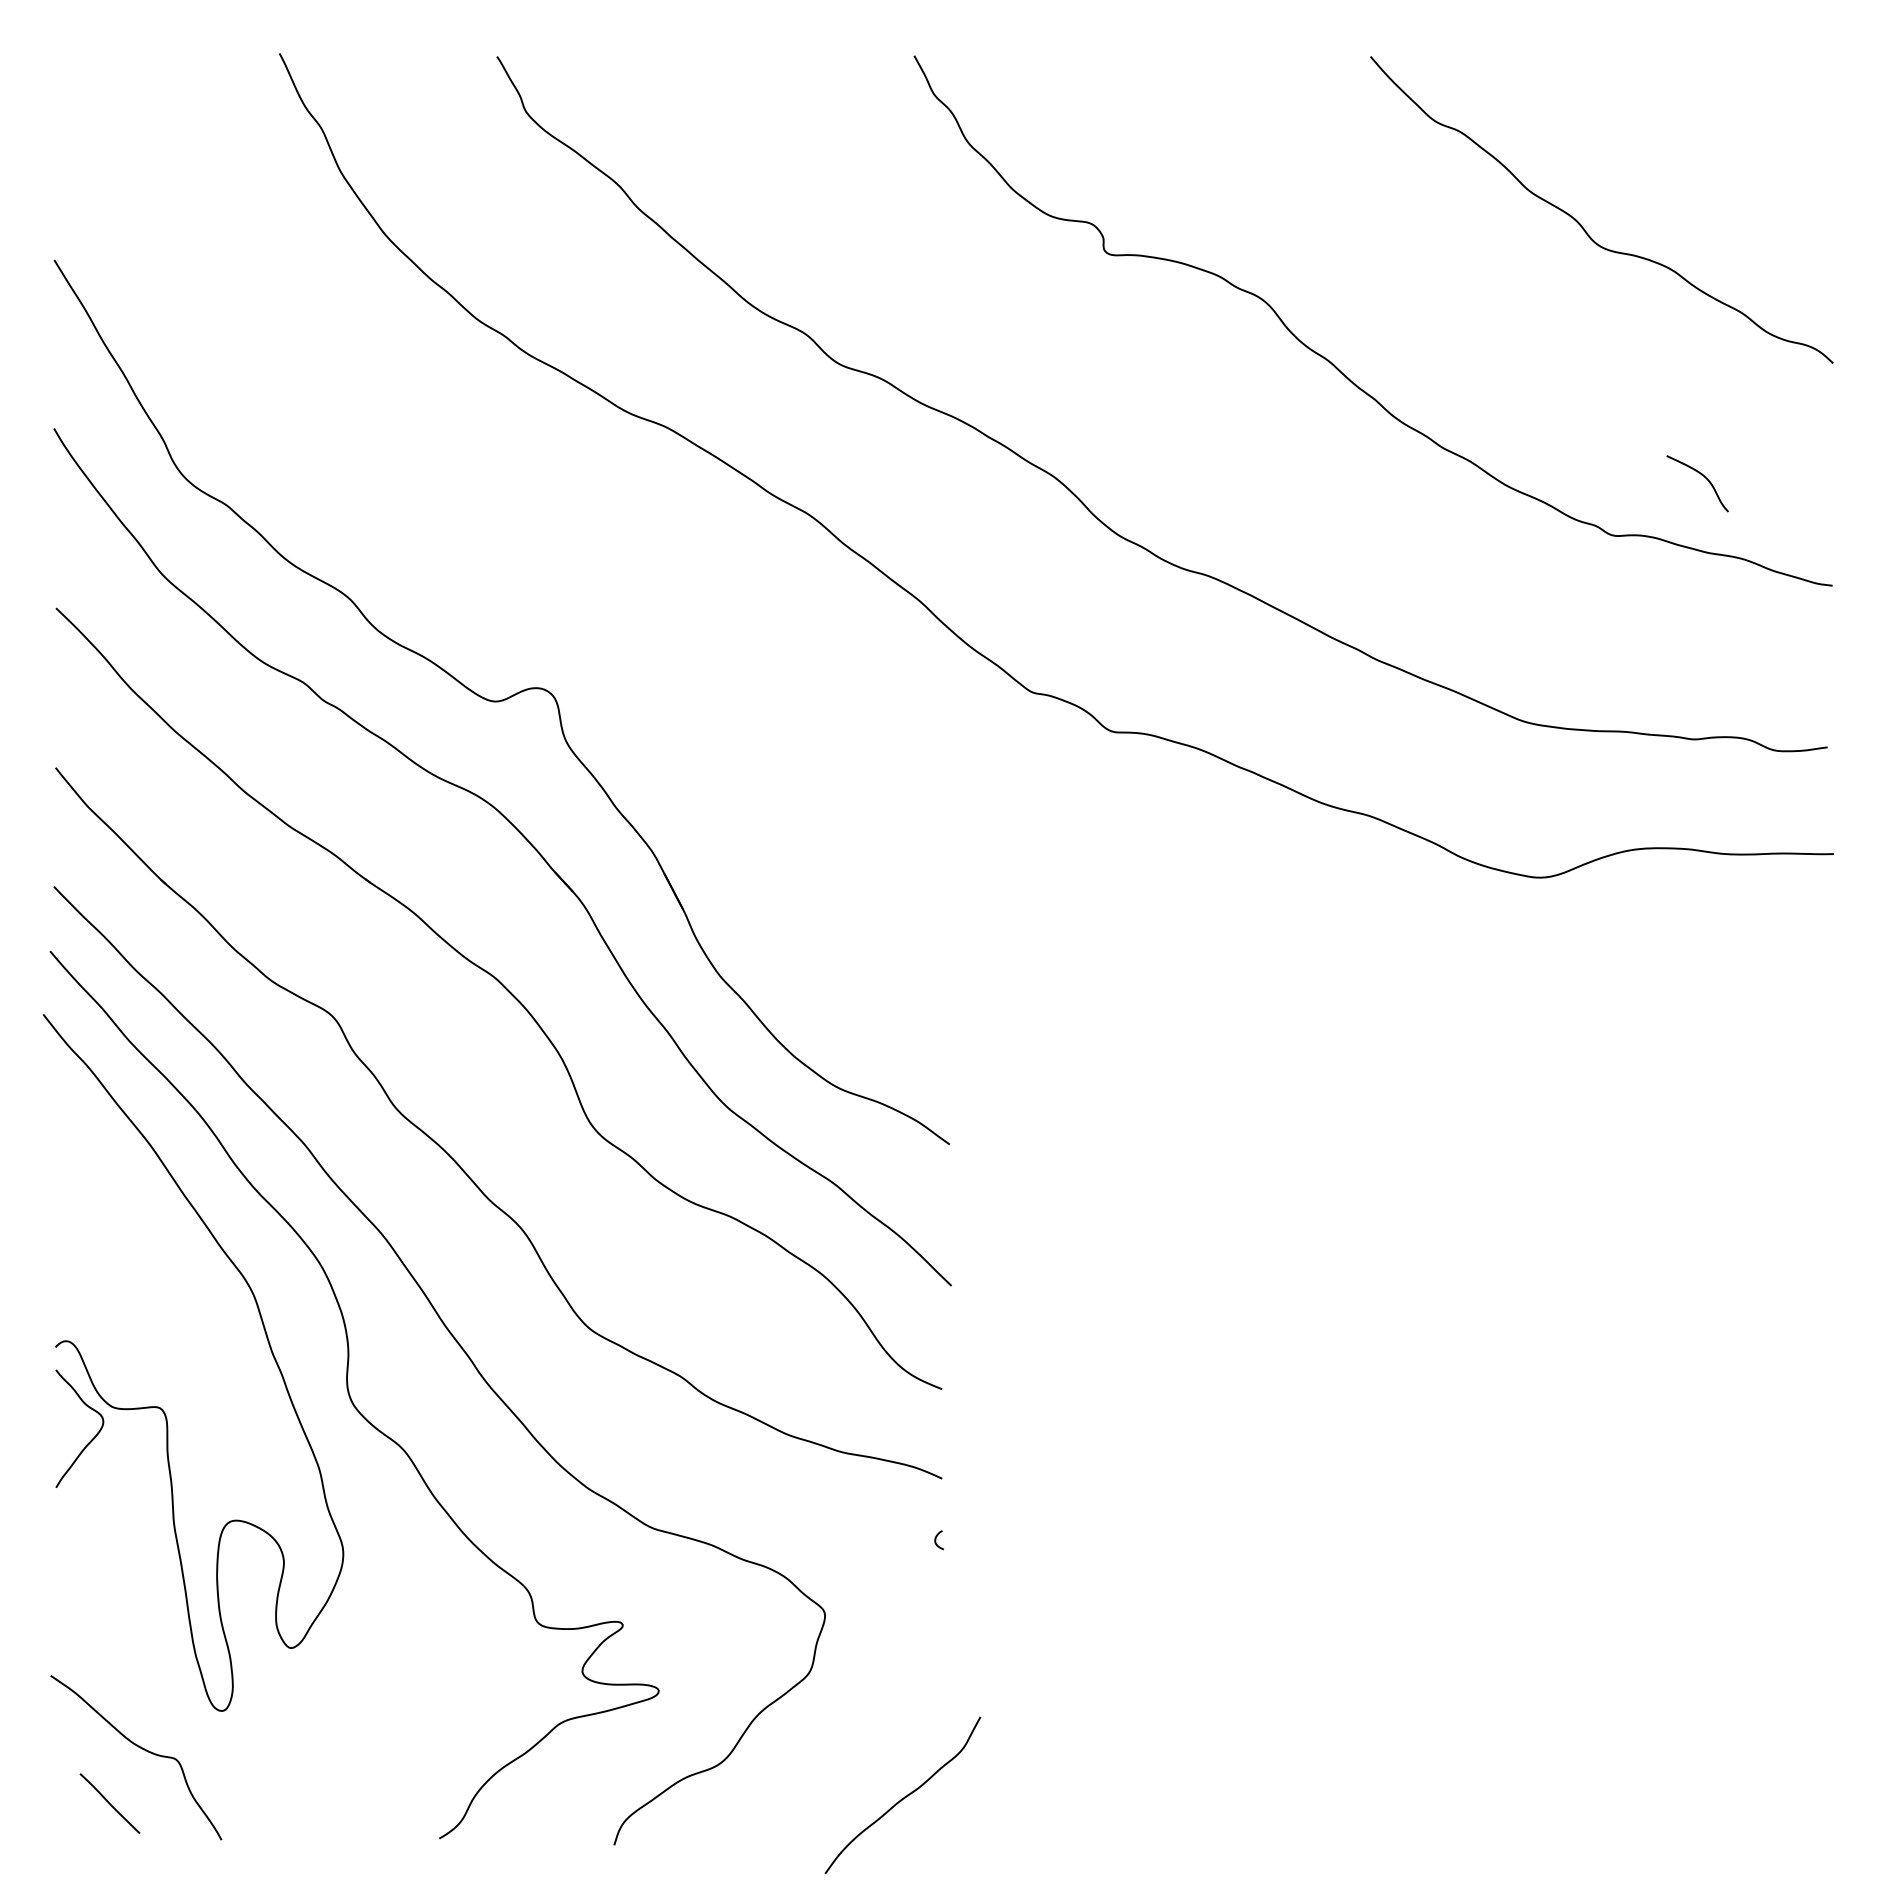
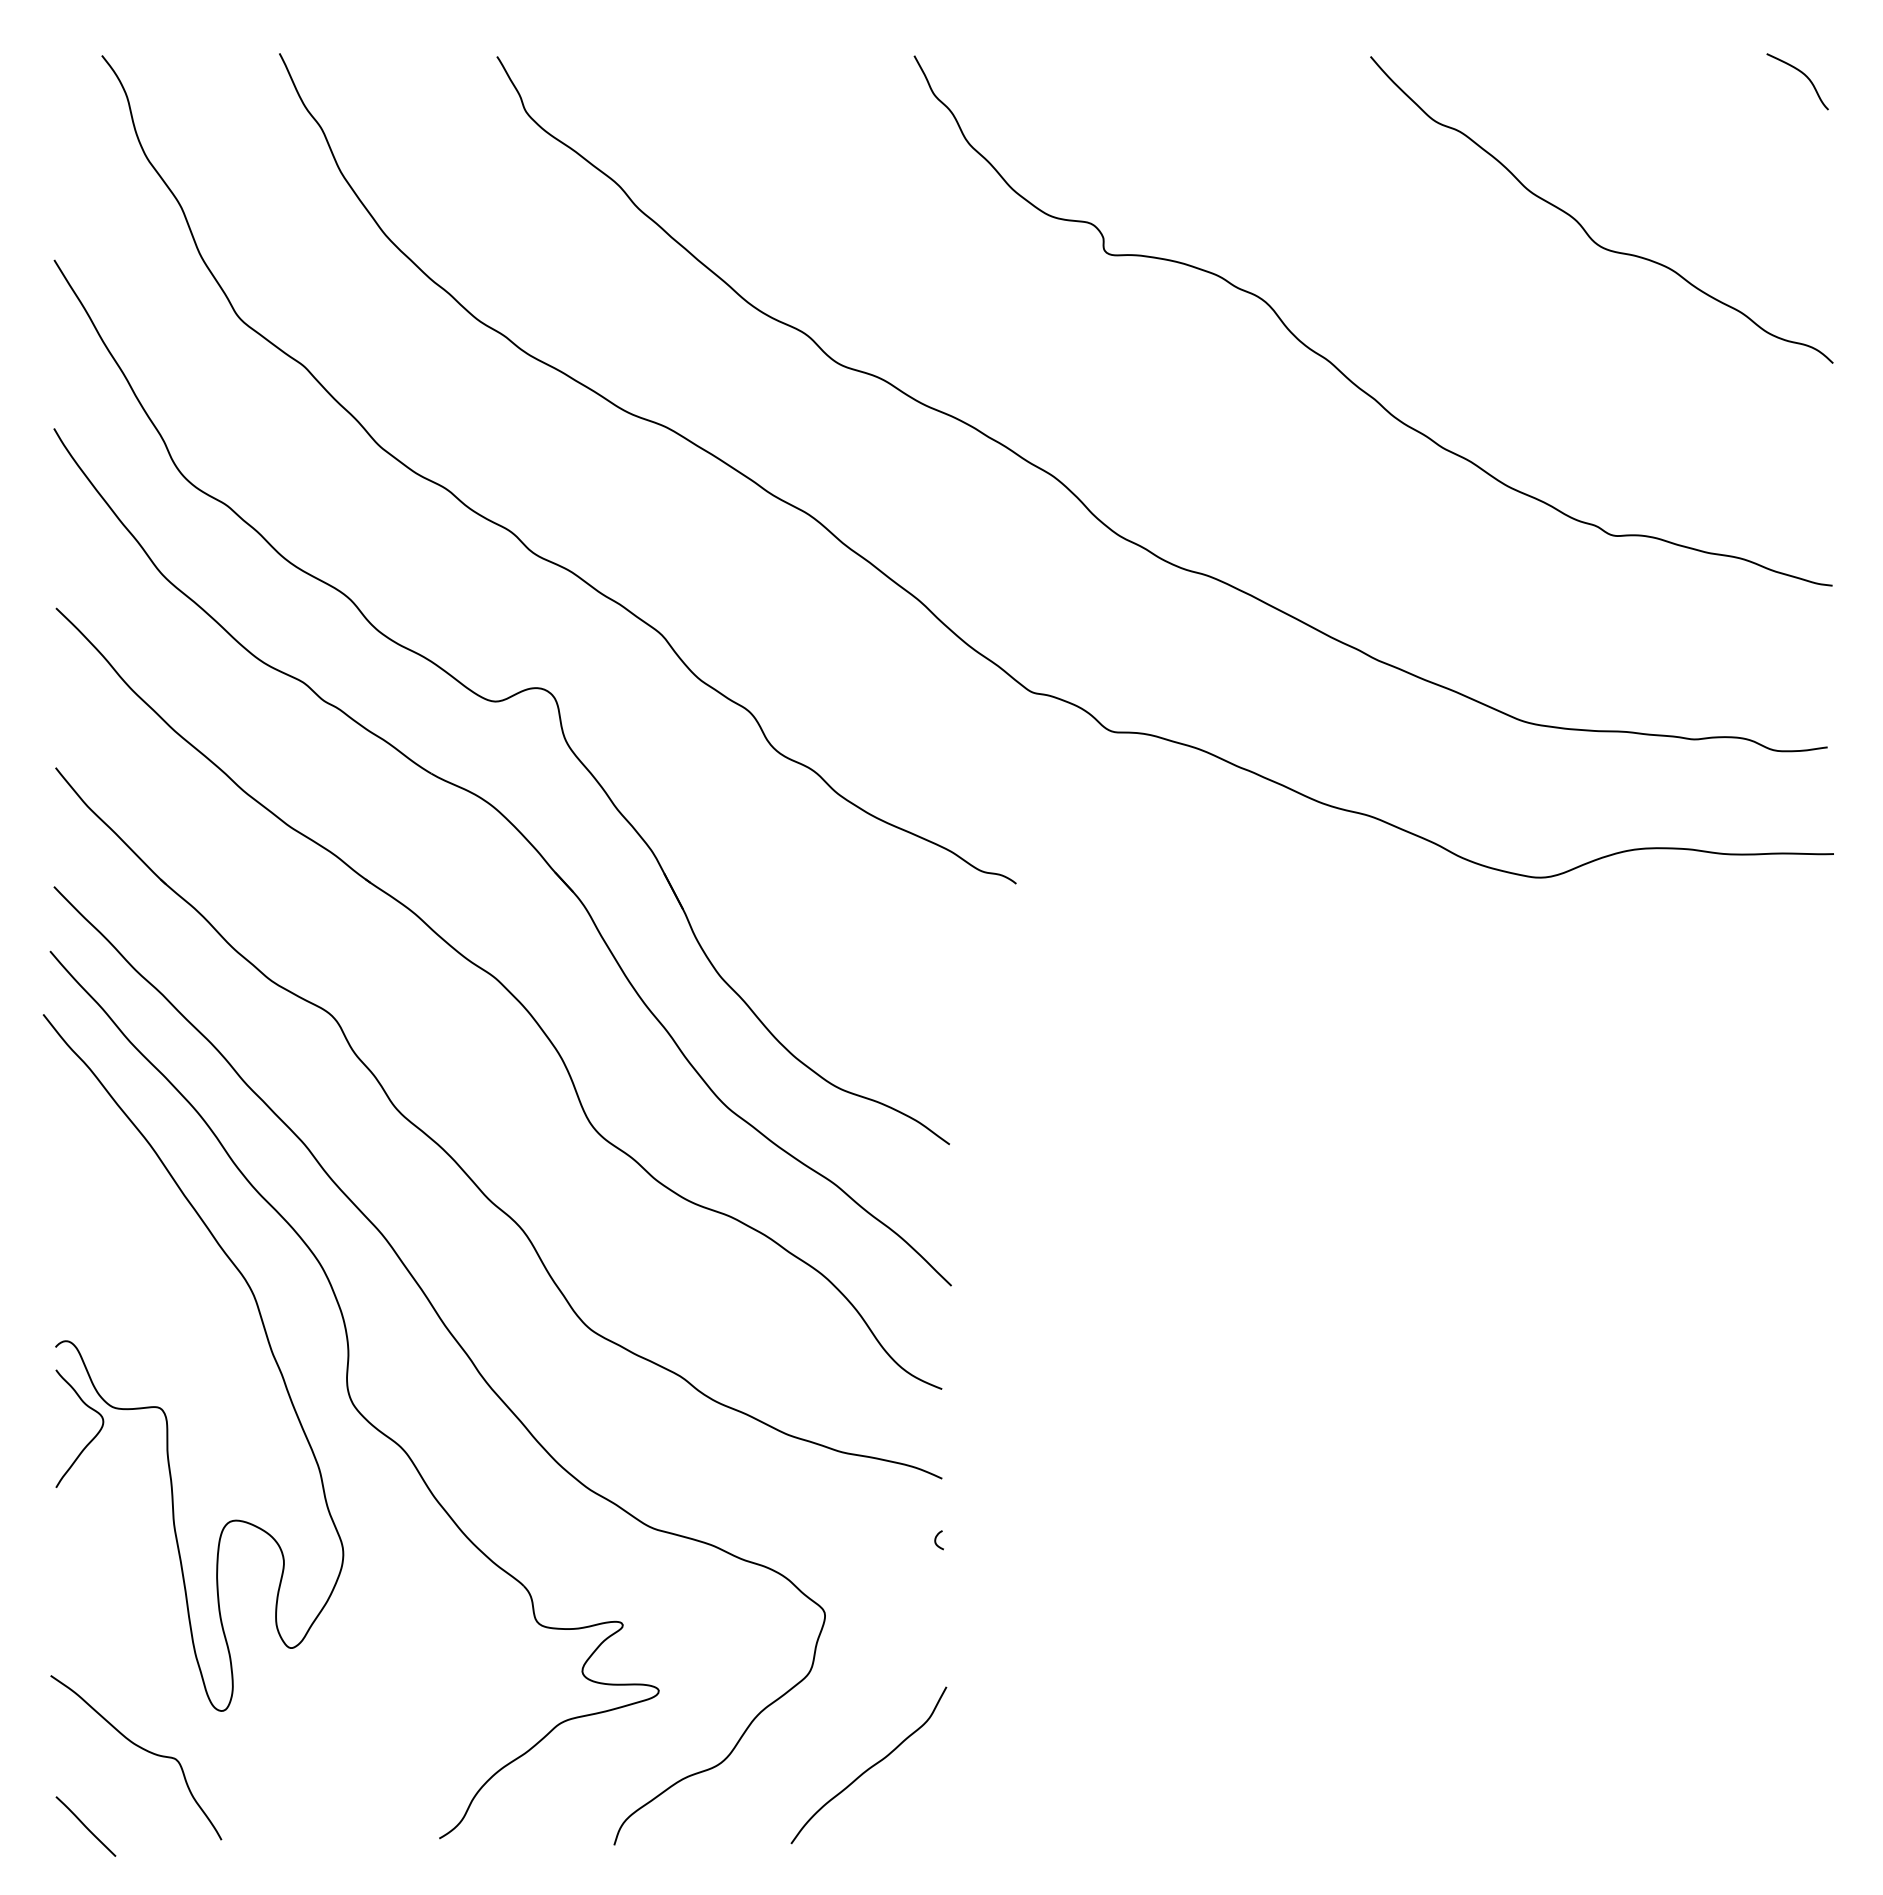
curve position: (1702, 476) -> (1802, 74) (1802, 74)
curve: none -> present (512, 531)
curve position: (904, 1796) -> (870, 1766) (870, 1766)
line position: (109, 1803) -> (85, 1826) (85, 1826)
